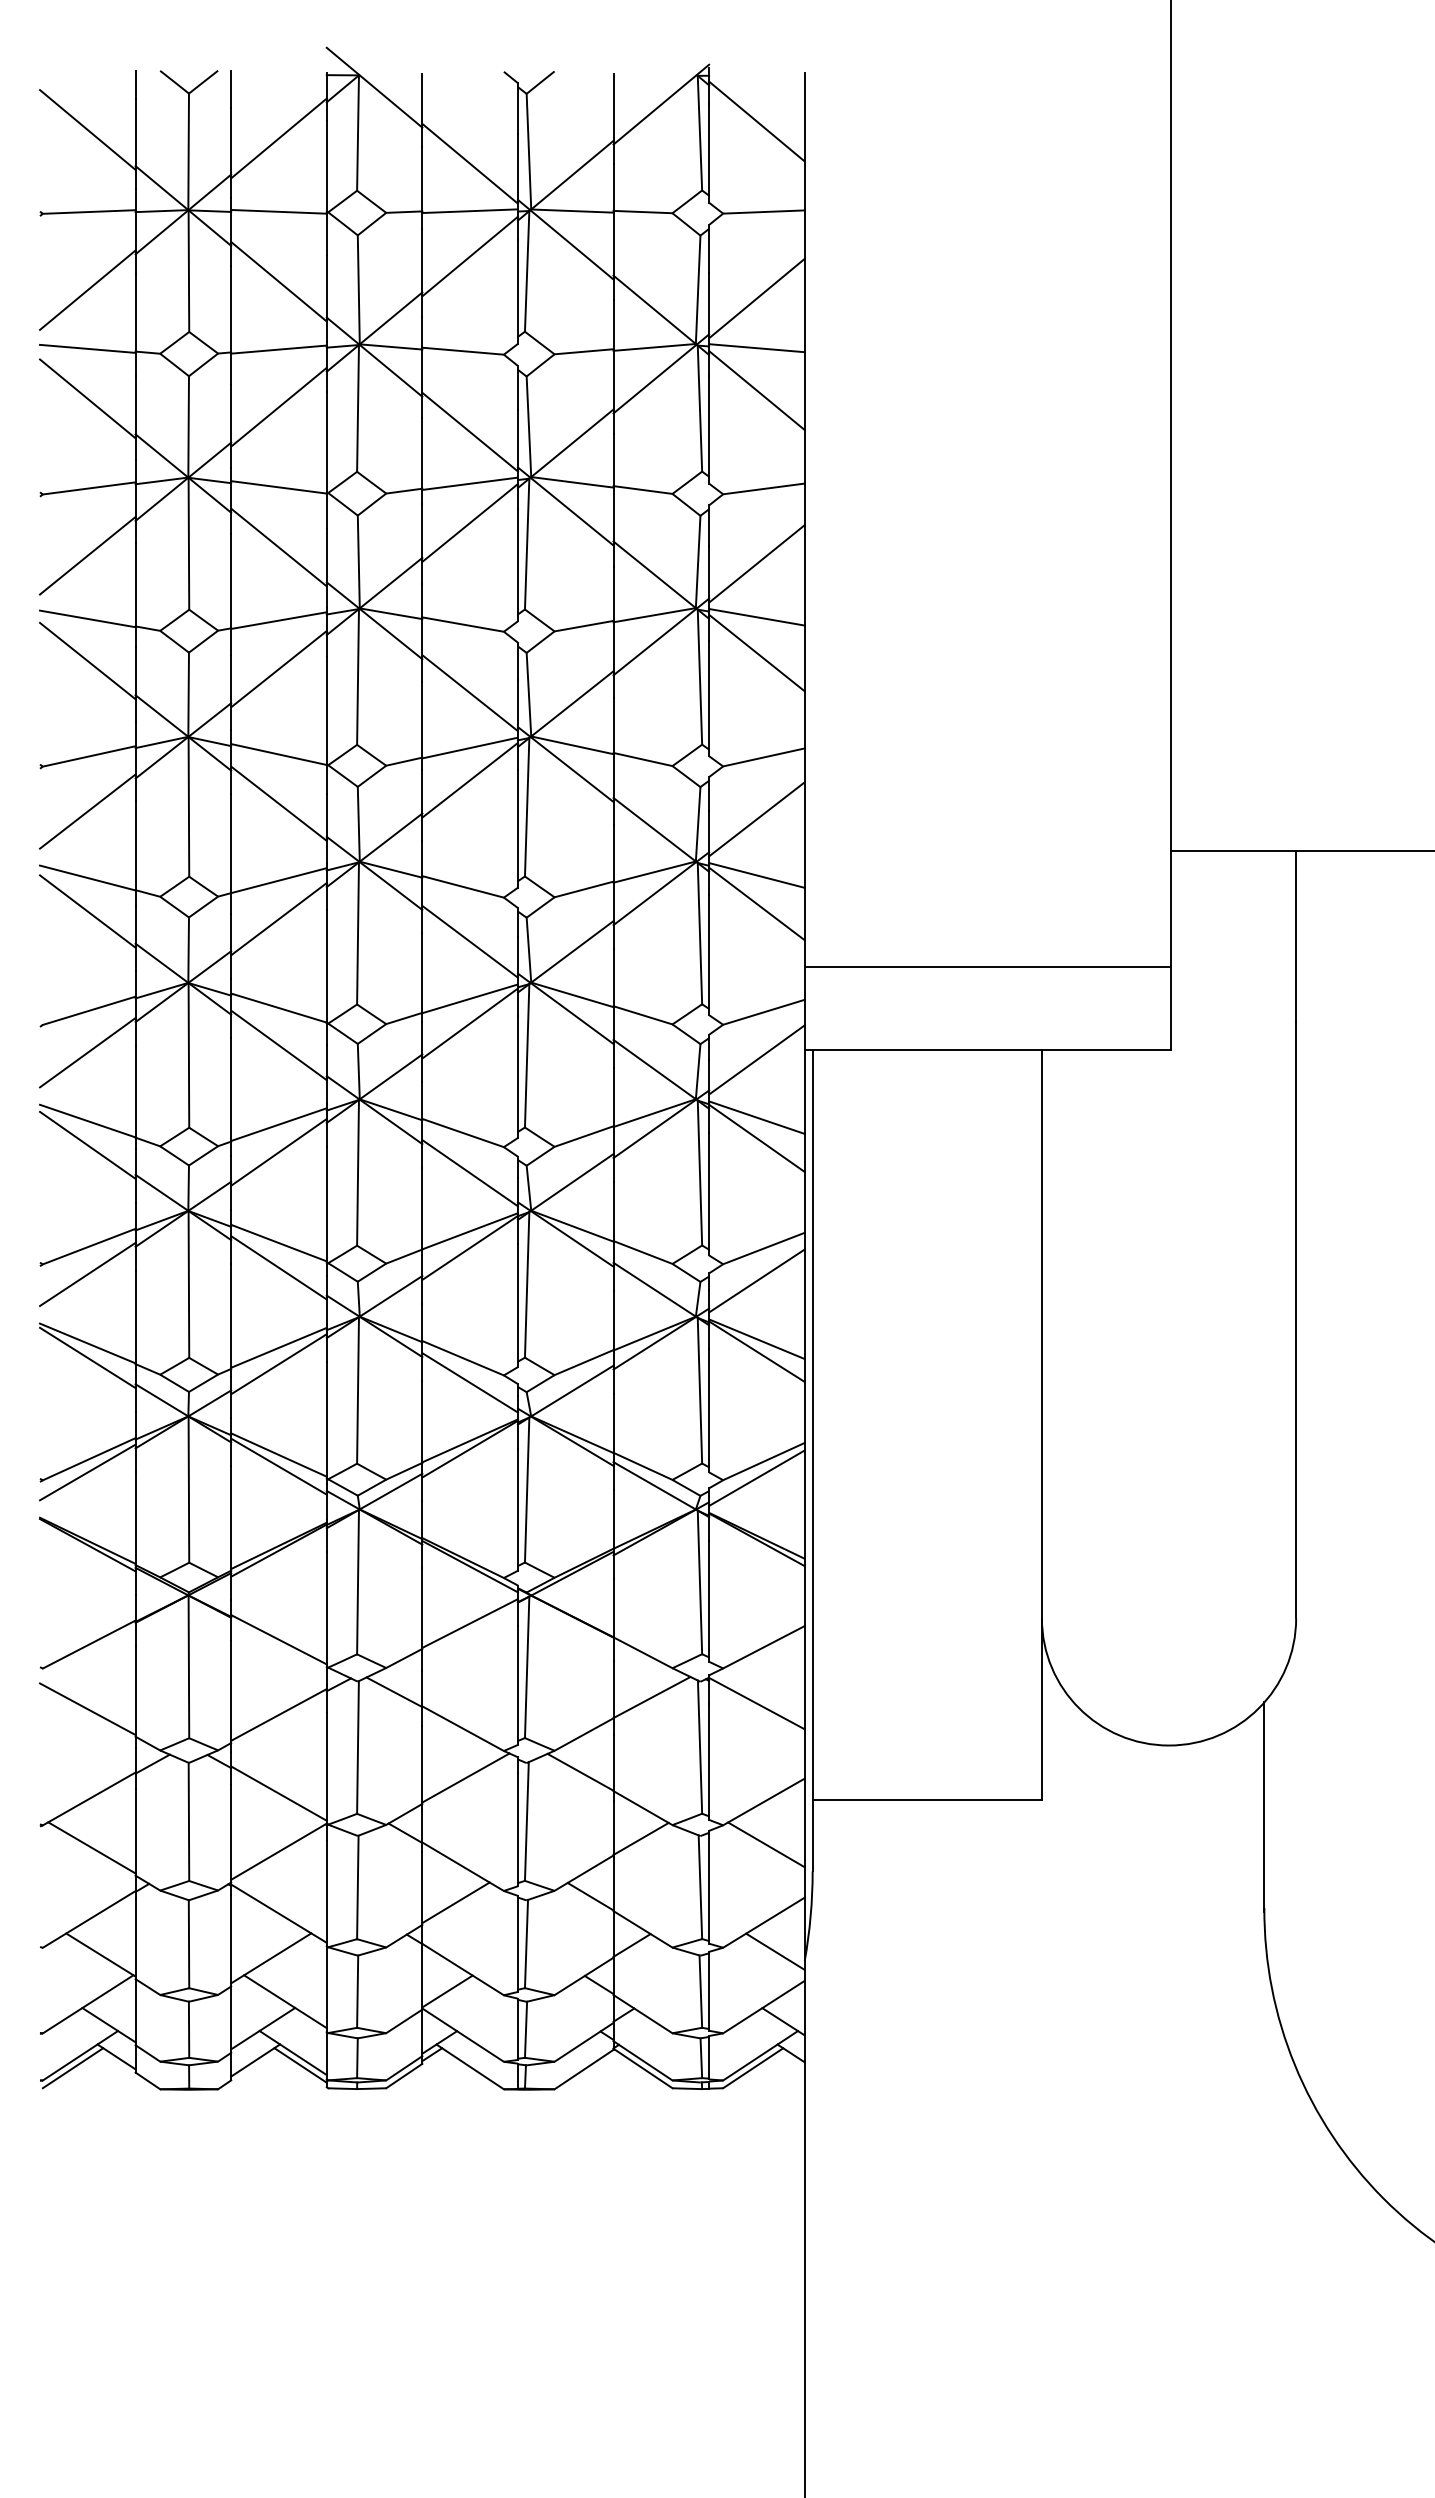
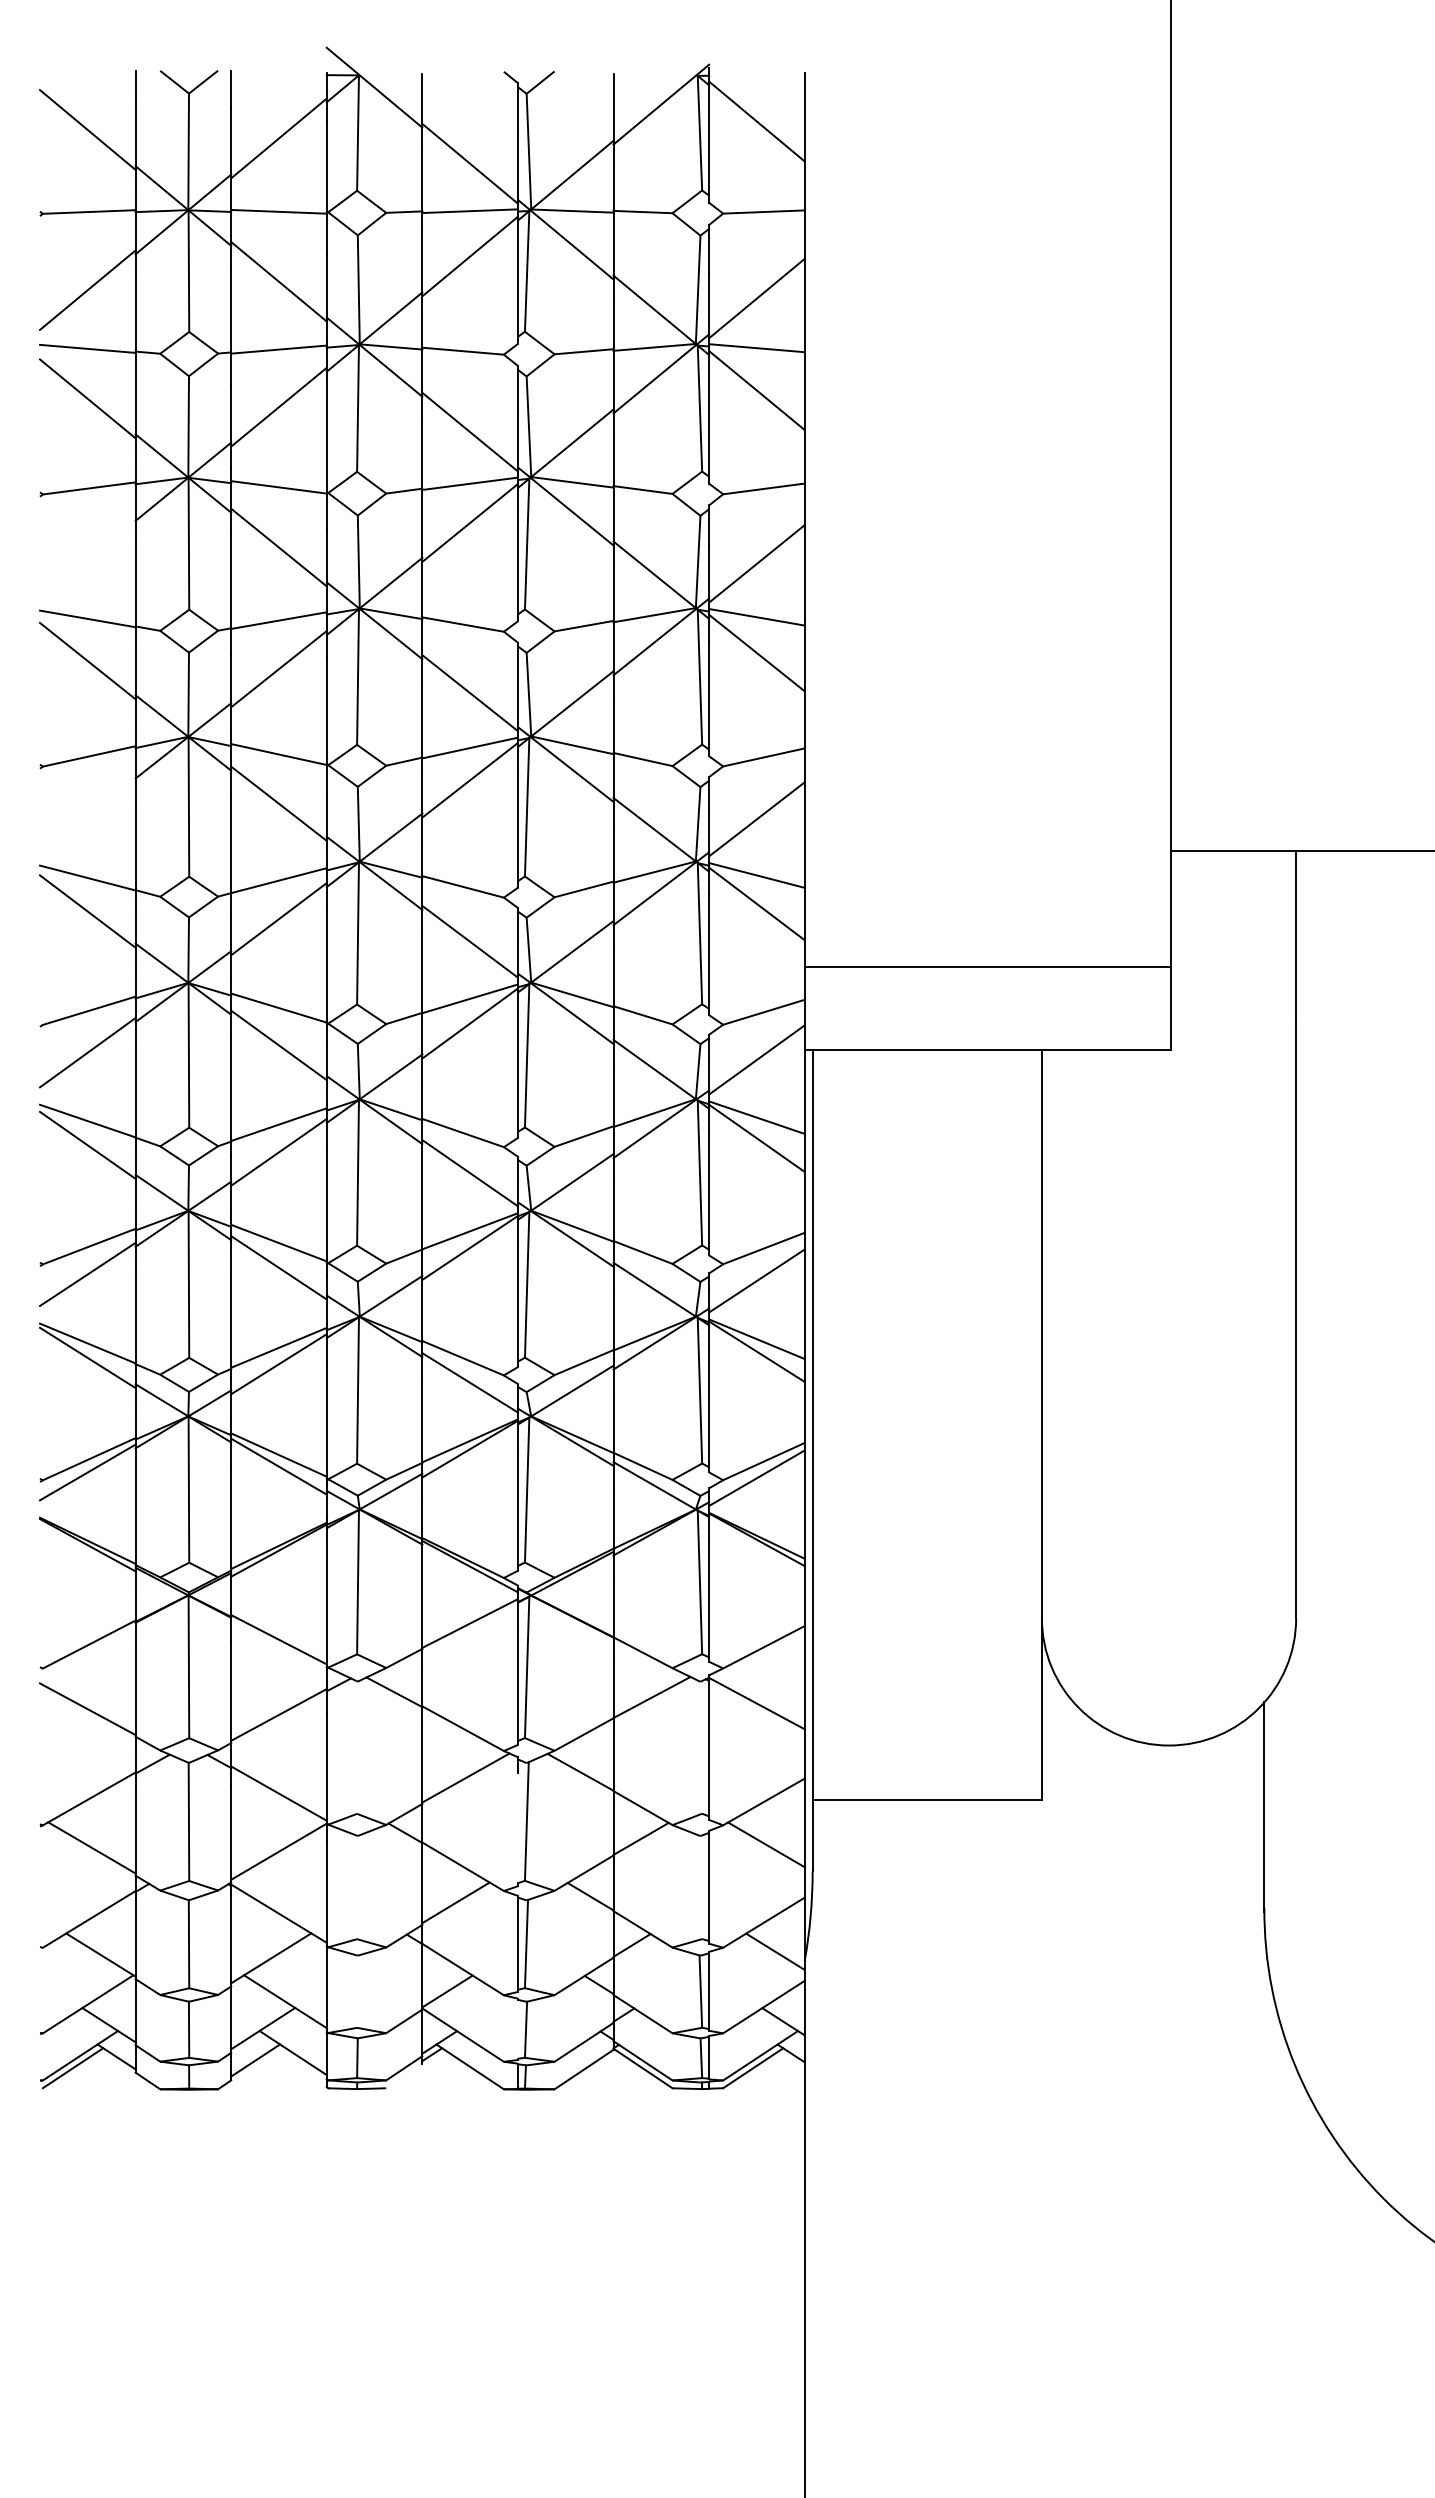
line: present -> none (87, 555)
line: present -> none (87, 811)
line: present -> none (699, 1746)
line: present -> none (357, 1747)
line: present -> none (517, 1828)
line: present -> none (357, 1887)
line: present -> none (700, 1887)
line: present -> none (357, 1991)
line: present -> none (517, 2028)
line: present -> none (300, 2065)
line: present -> none (404, 2075)
